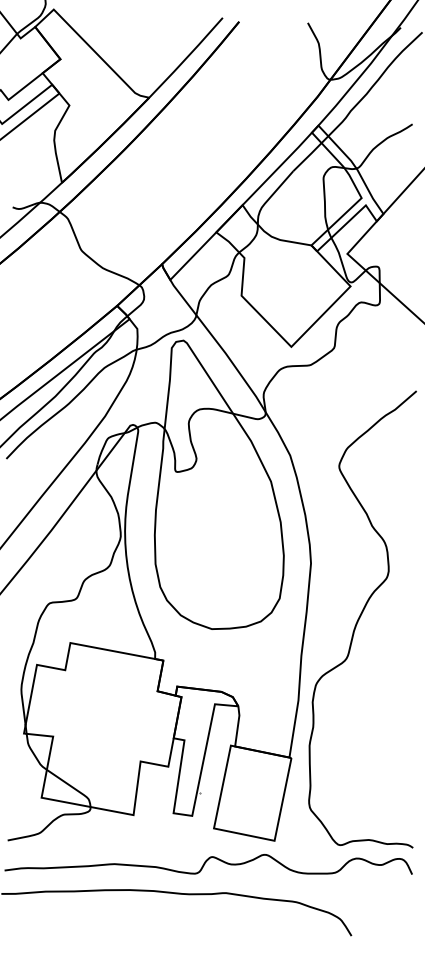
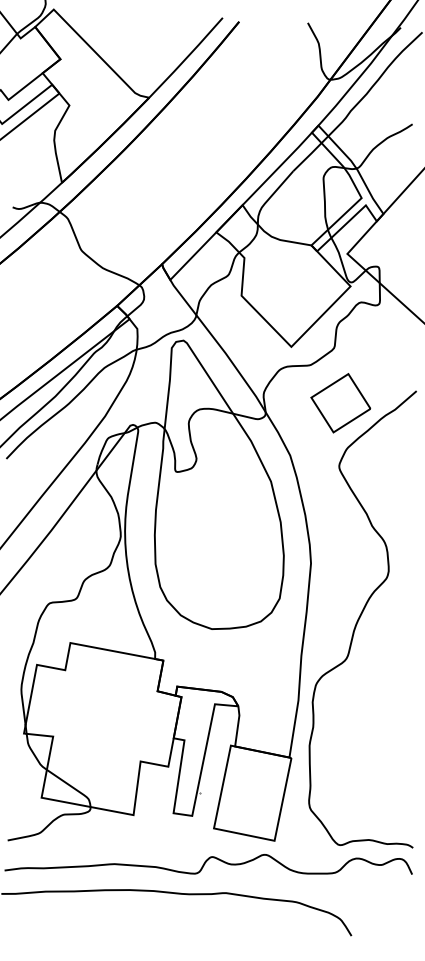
part: none -> present (340, 403)
